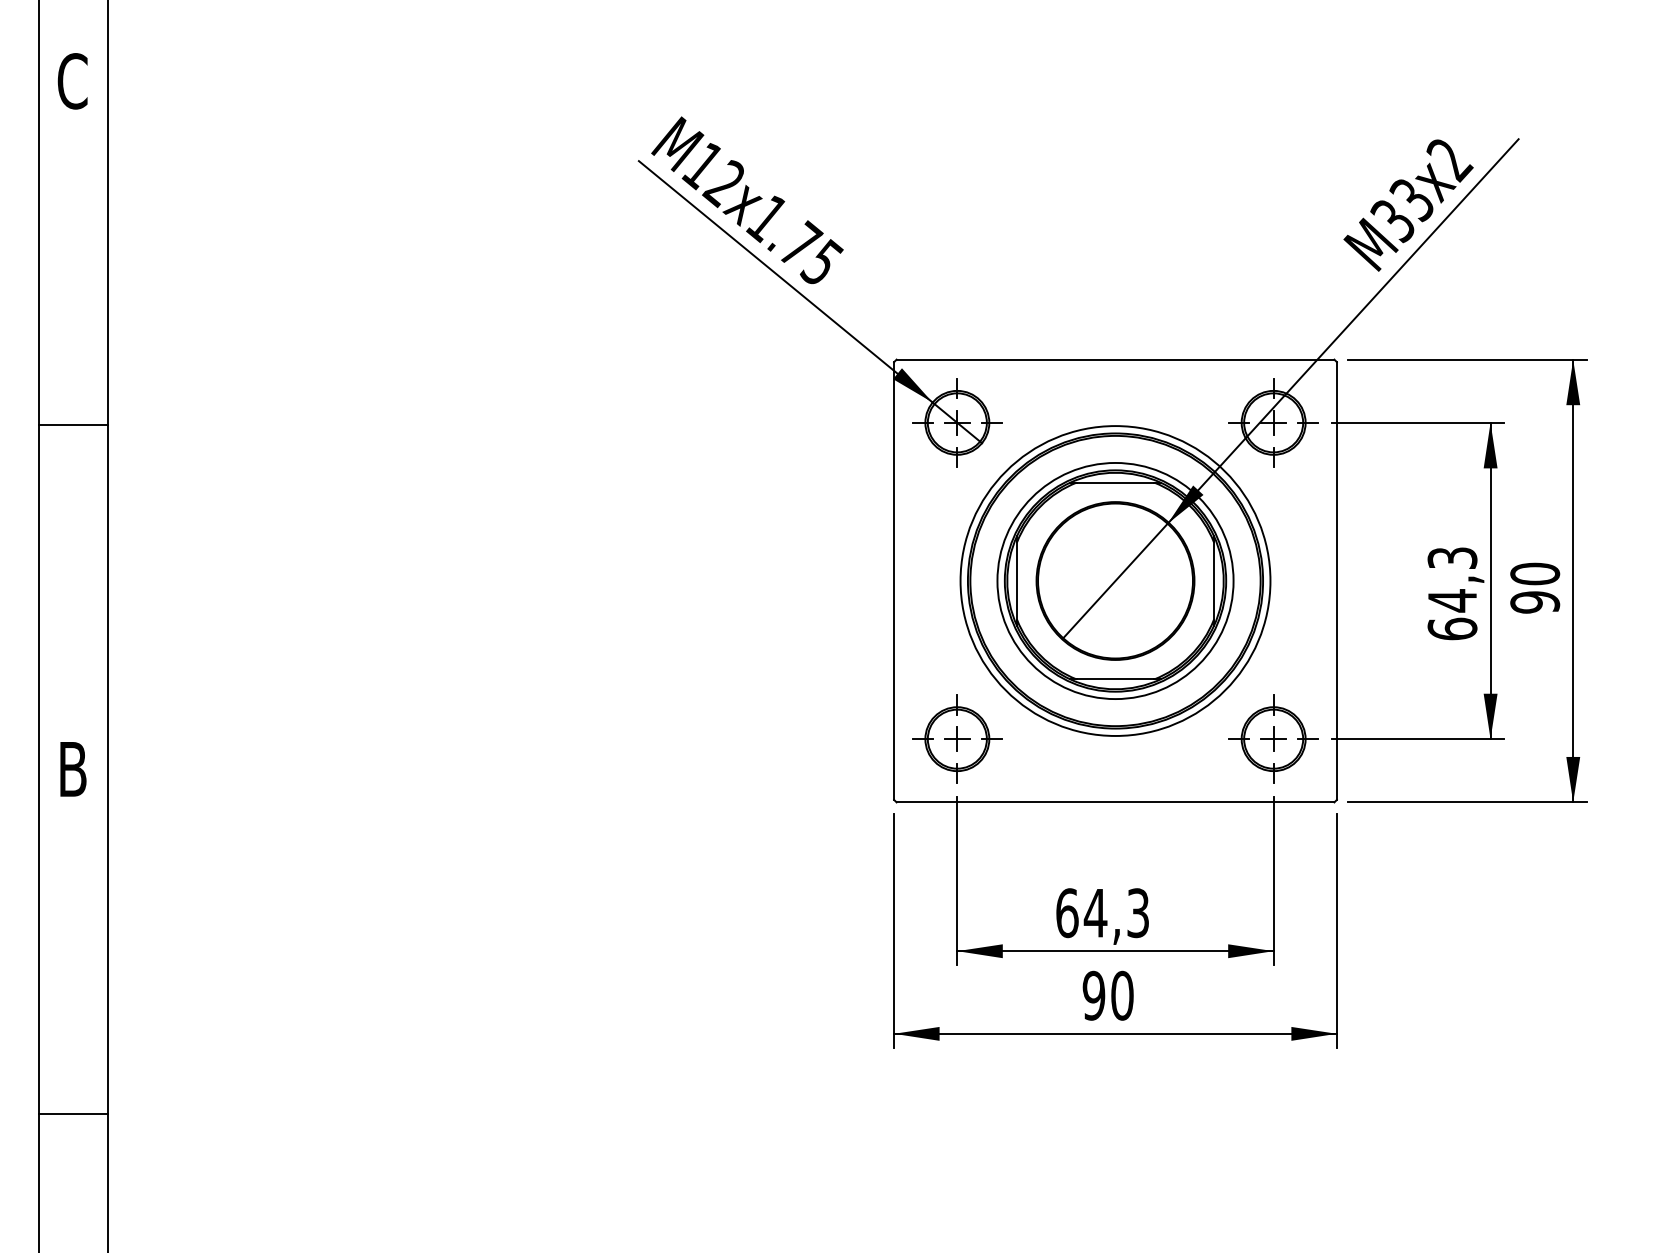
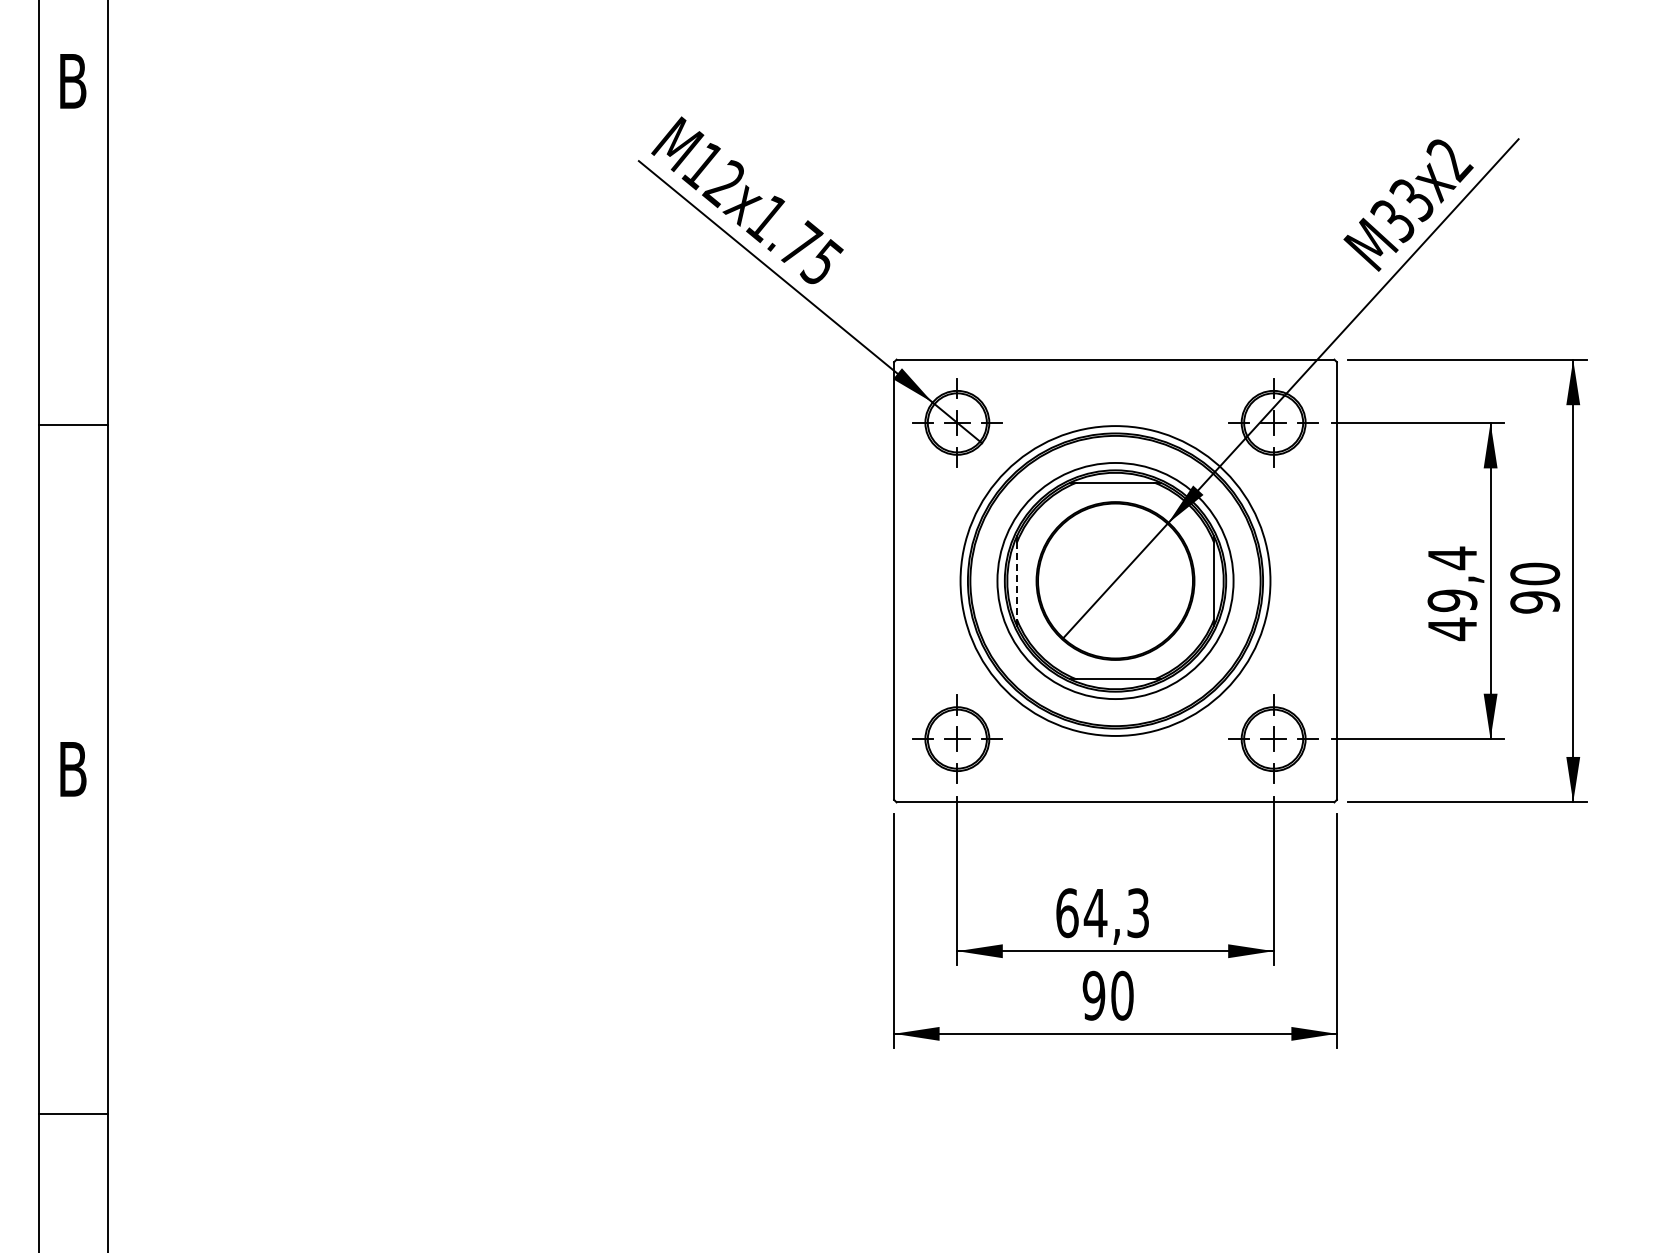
text: C -> B (72, 81)
line: solid -> dashed (1017, 581)
text: 64,3 -> 49,4 (1452, 593)
